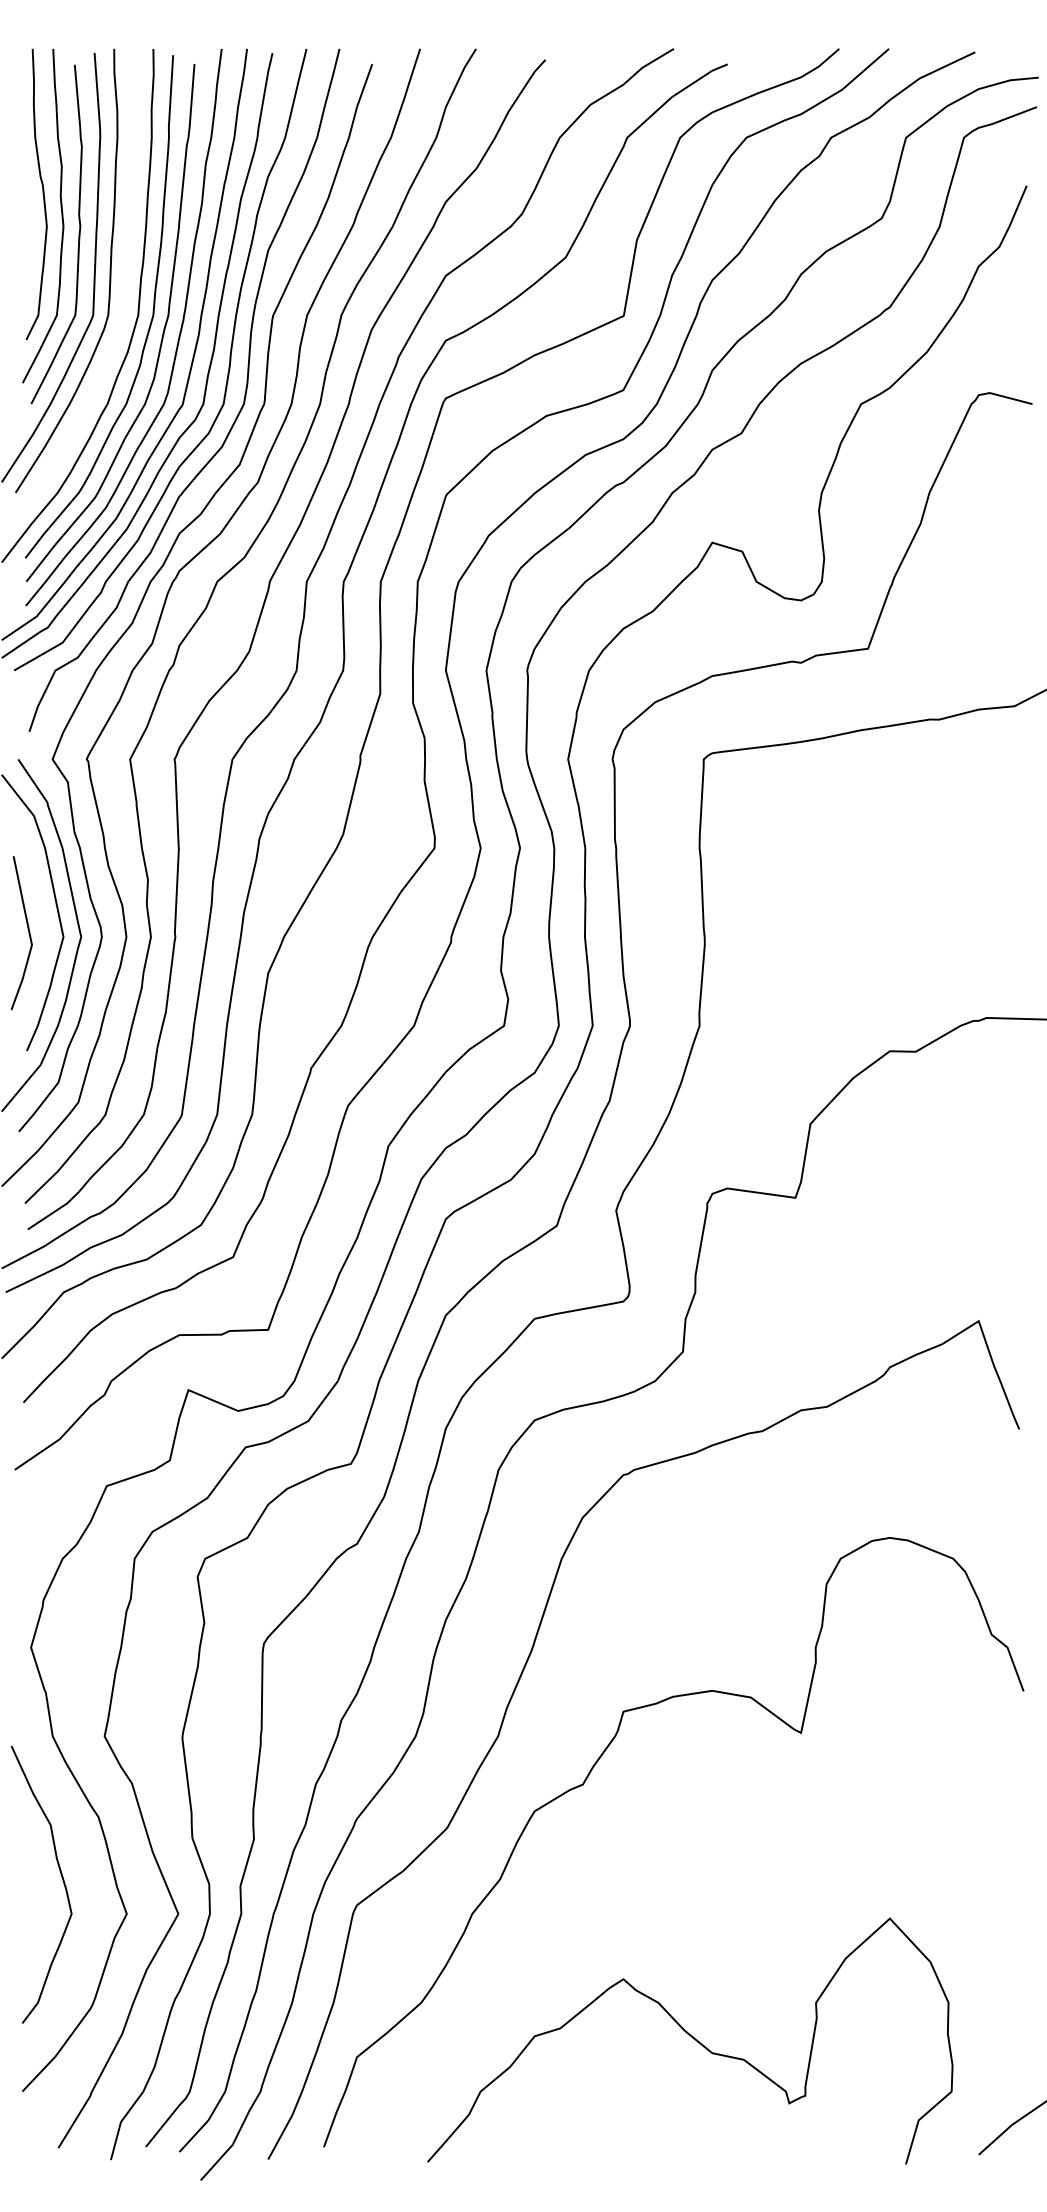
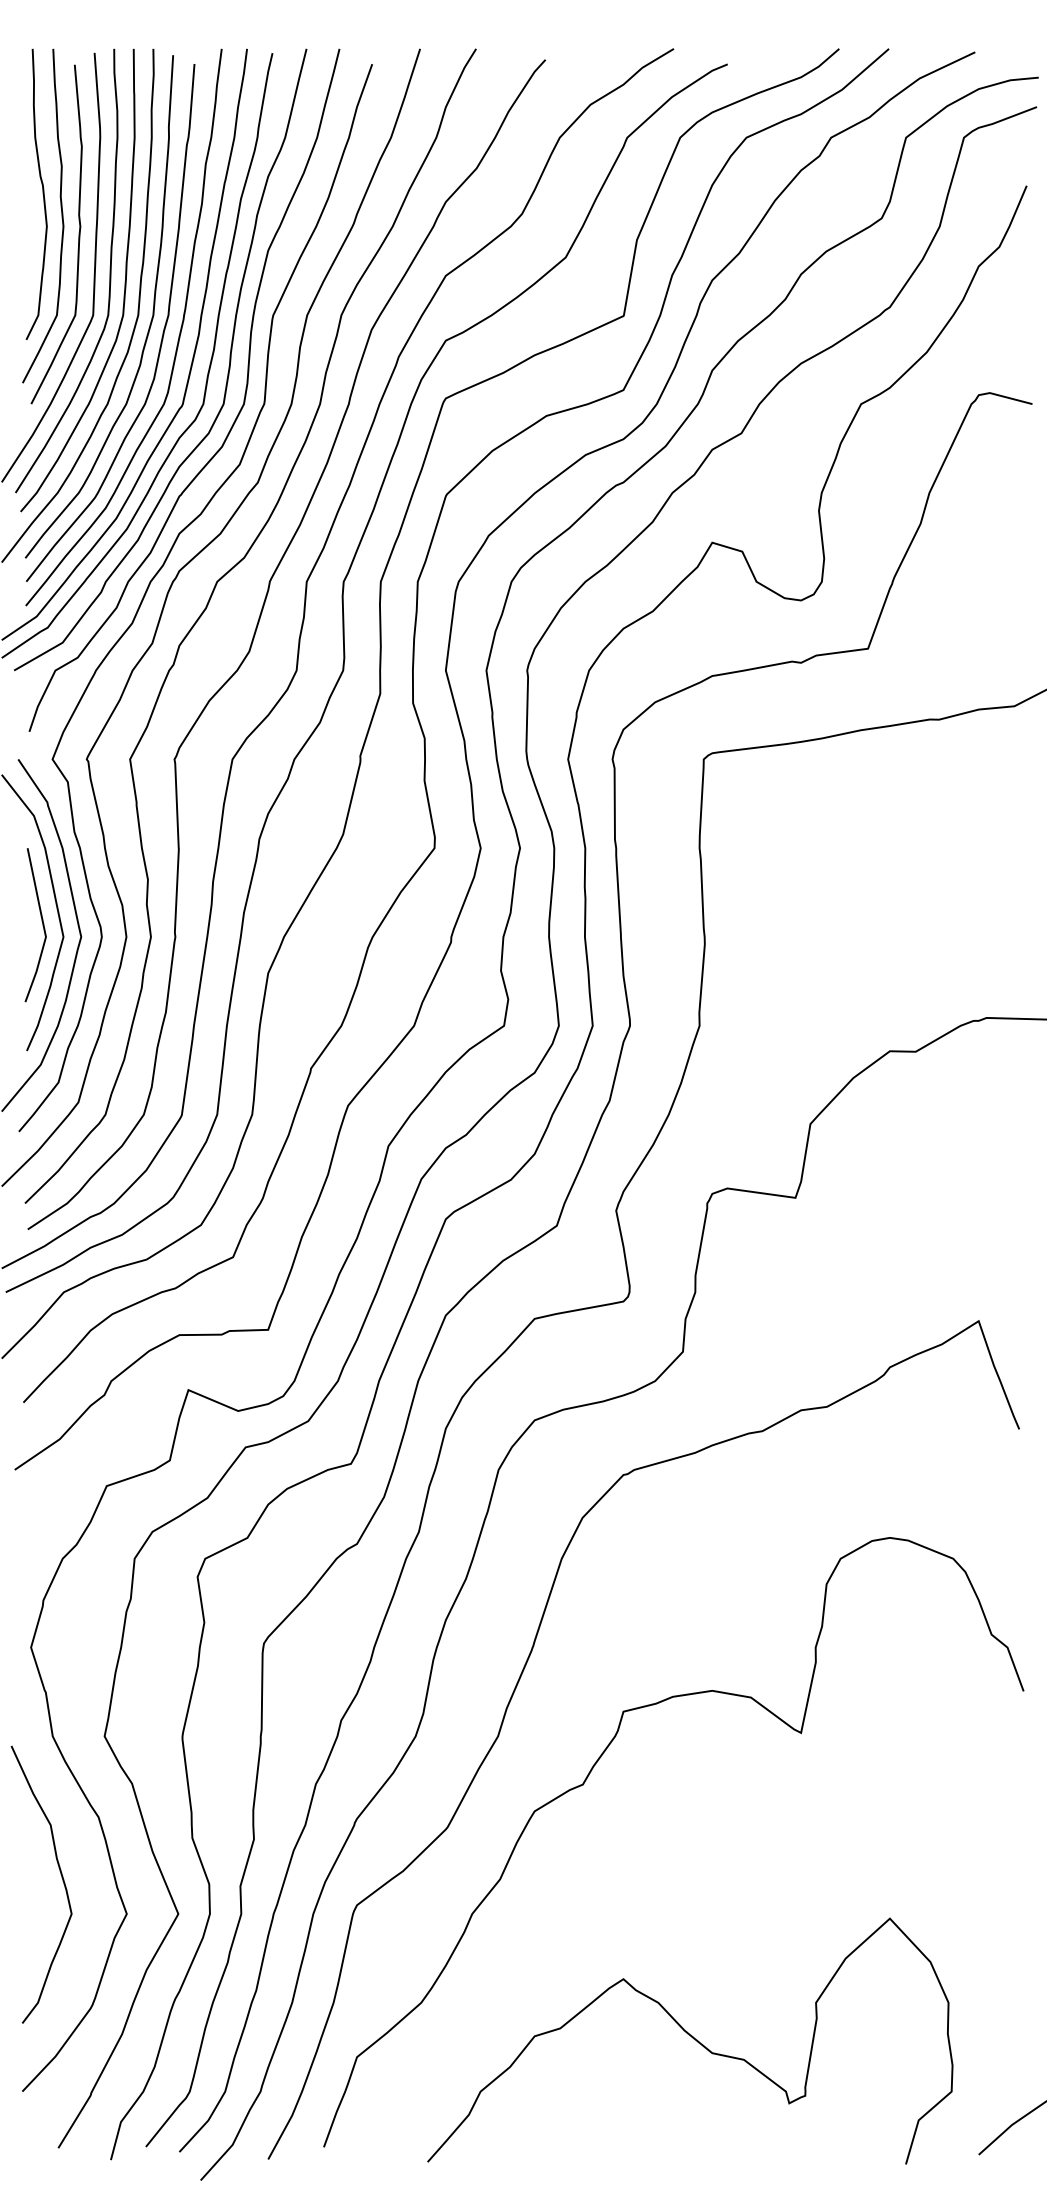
curve: none -> present (124, 281)
curve position: (28, 933) -> (42, 925) (42, 925)
